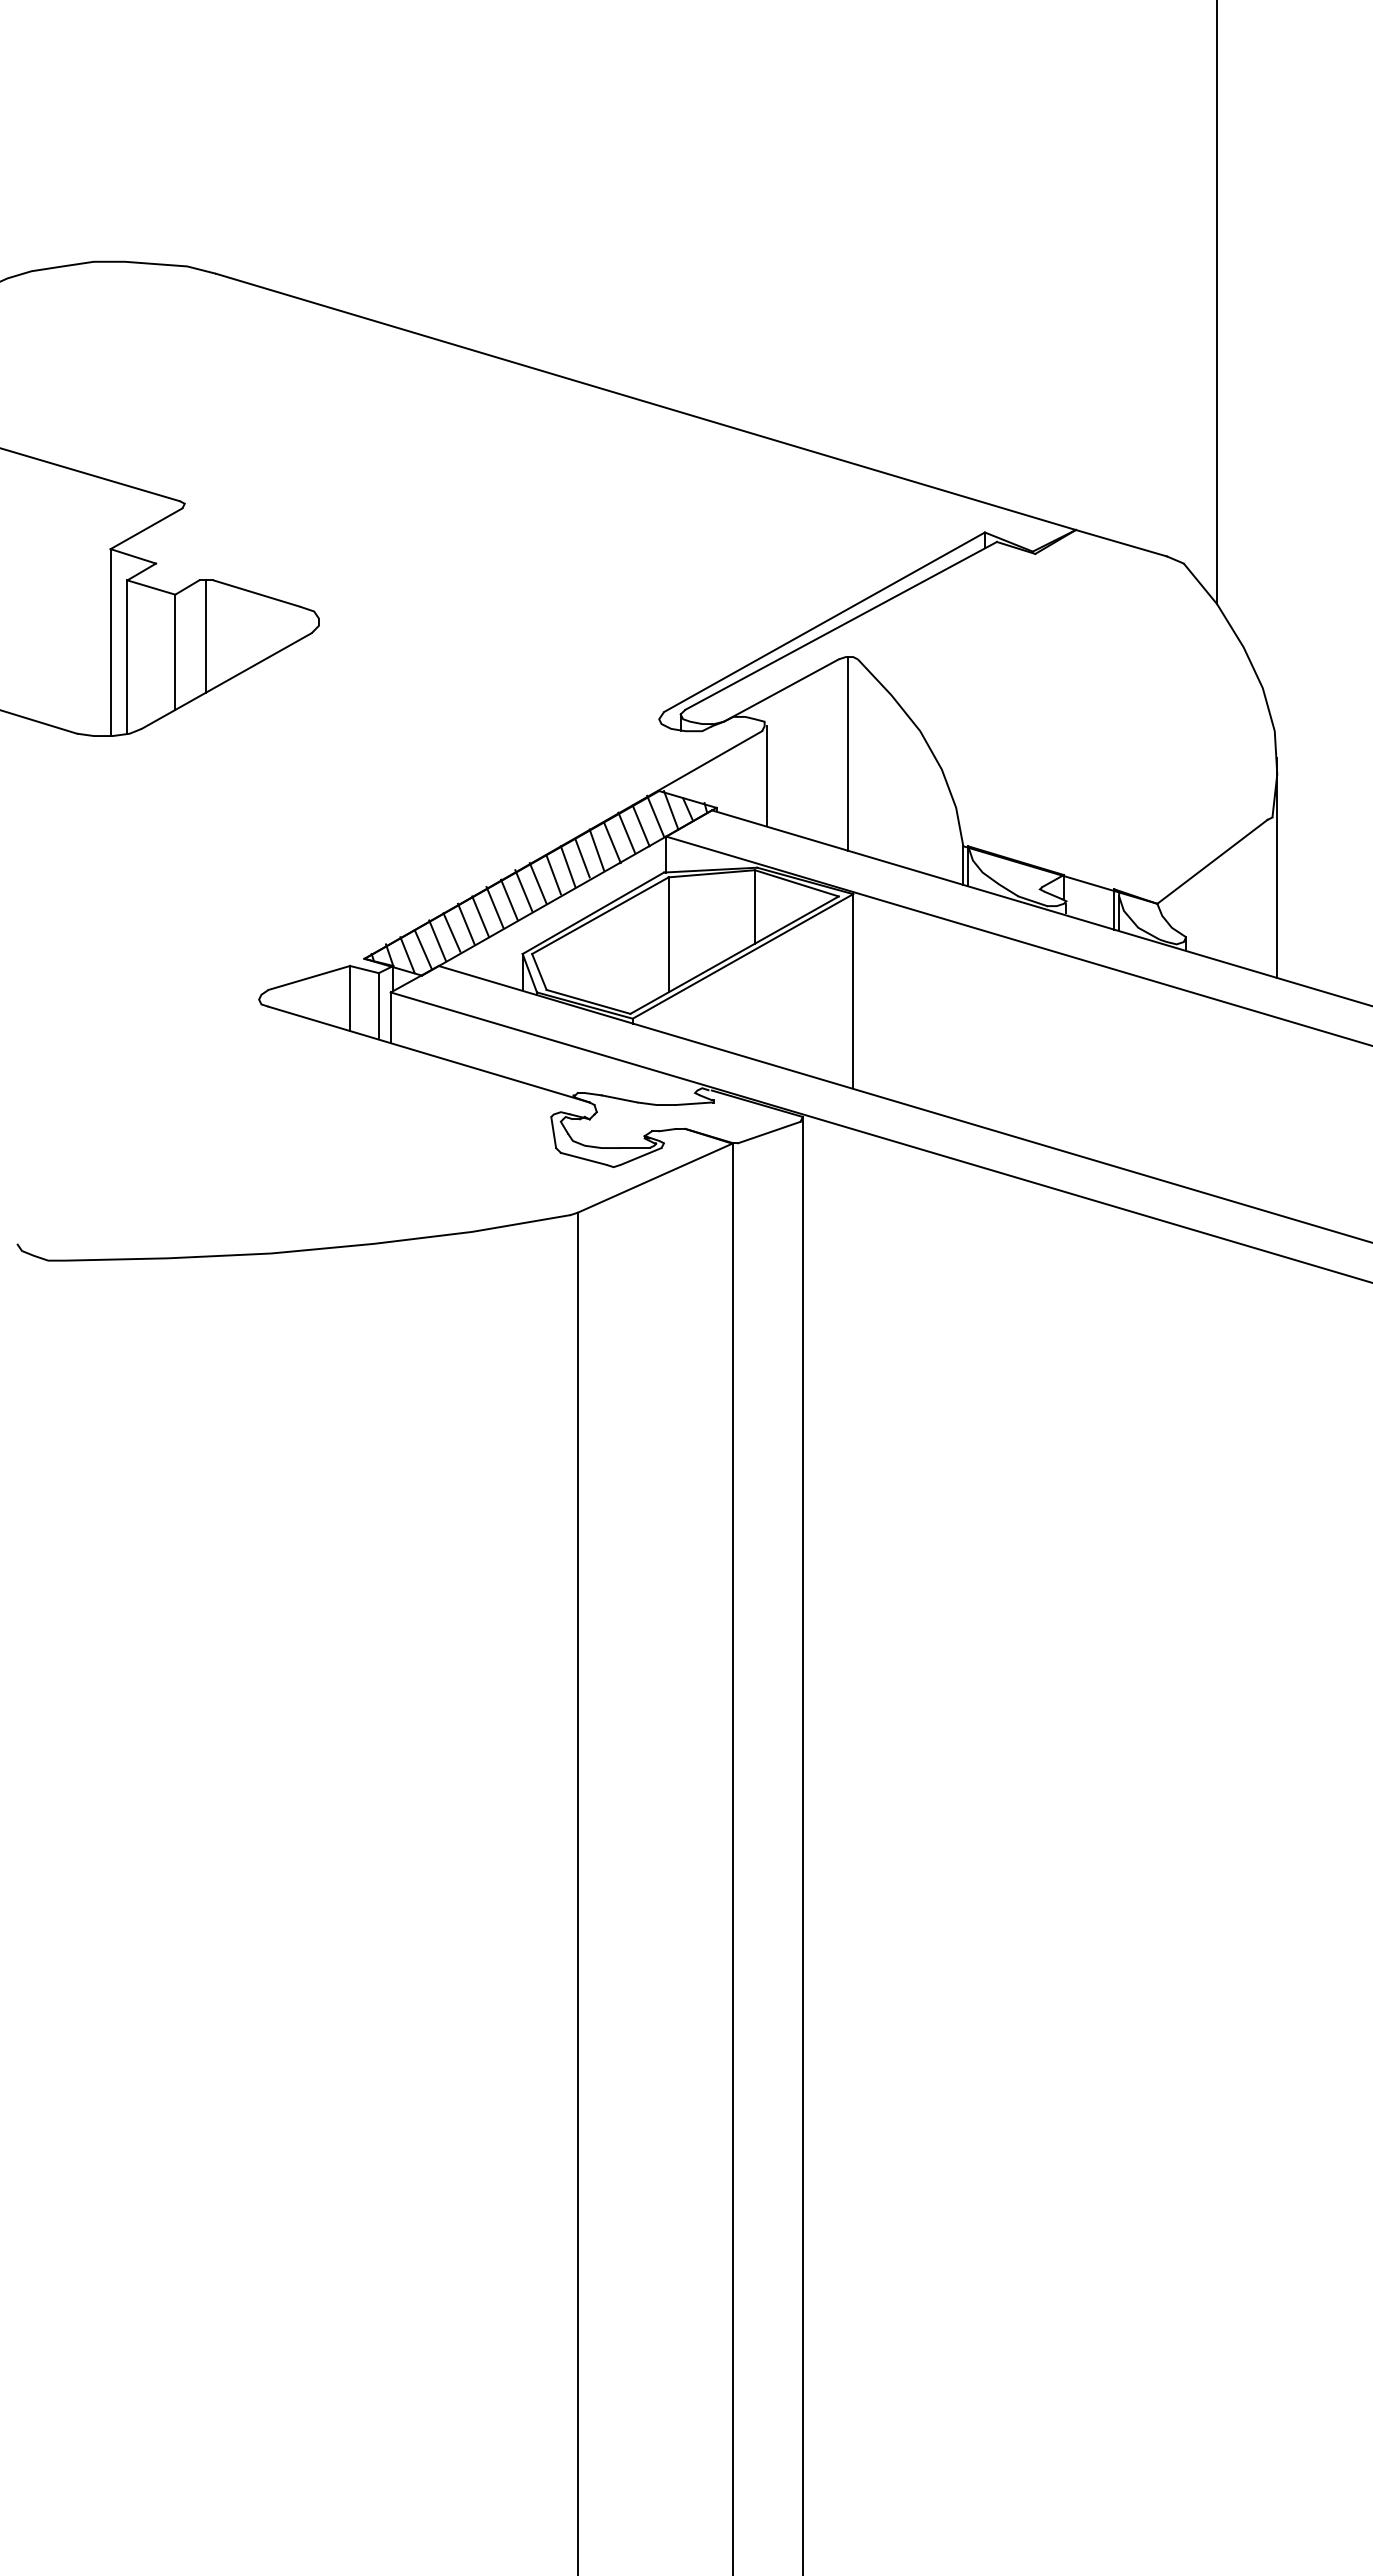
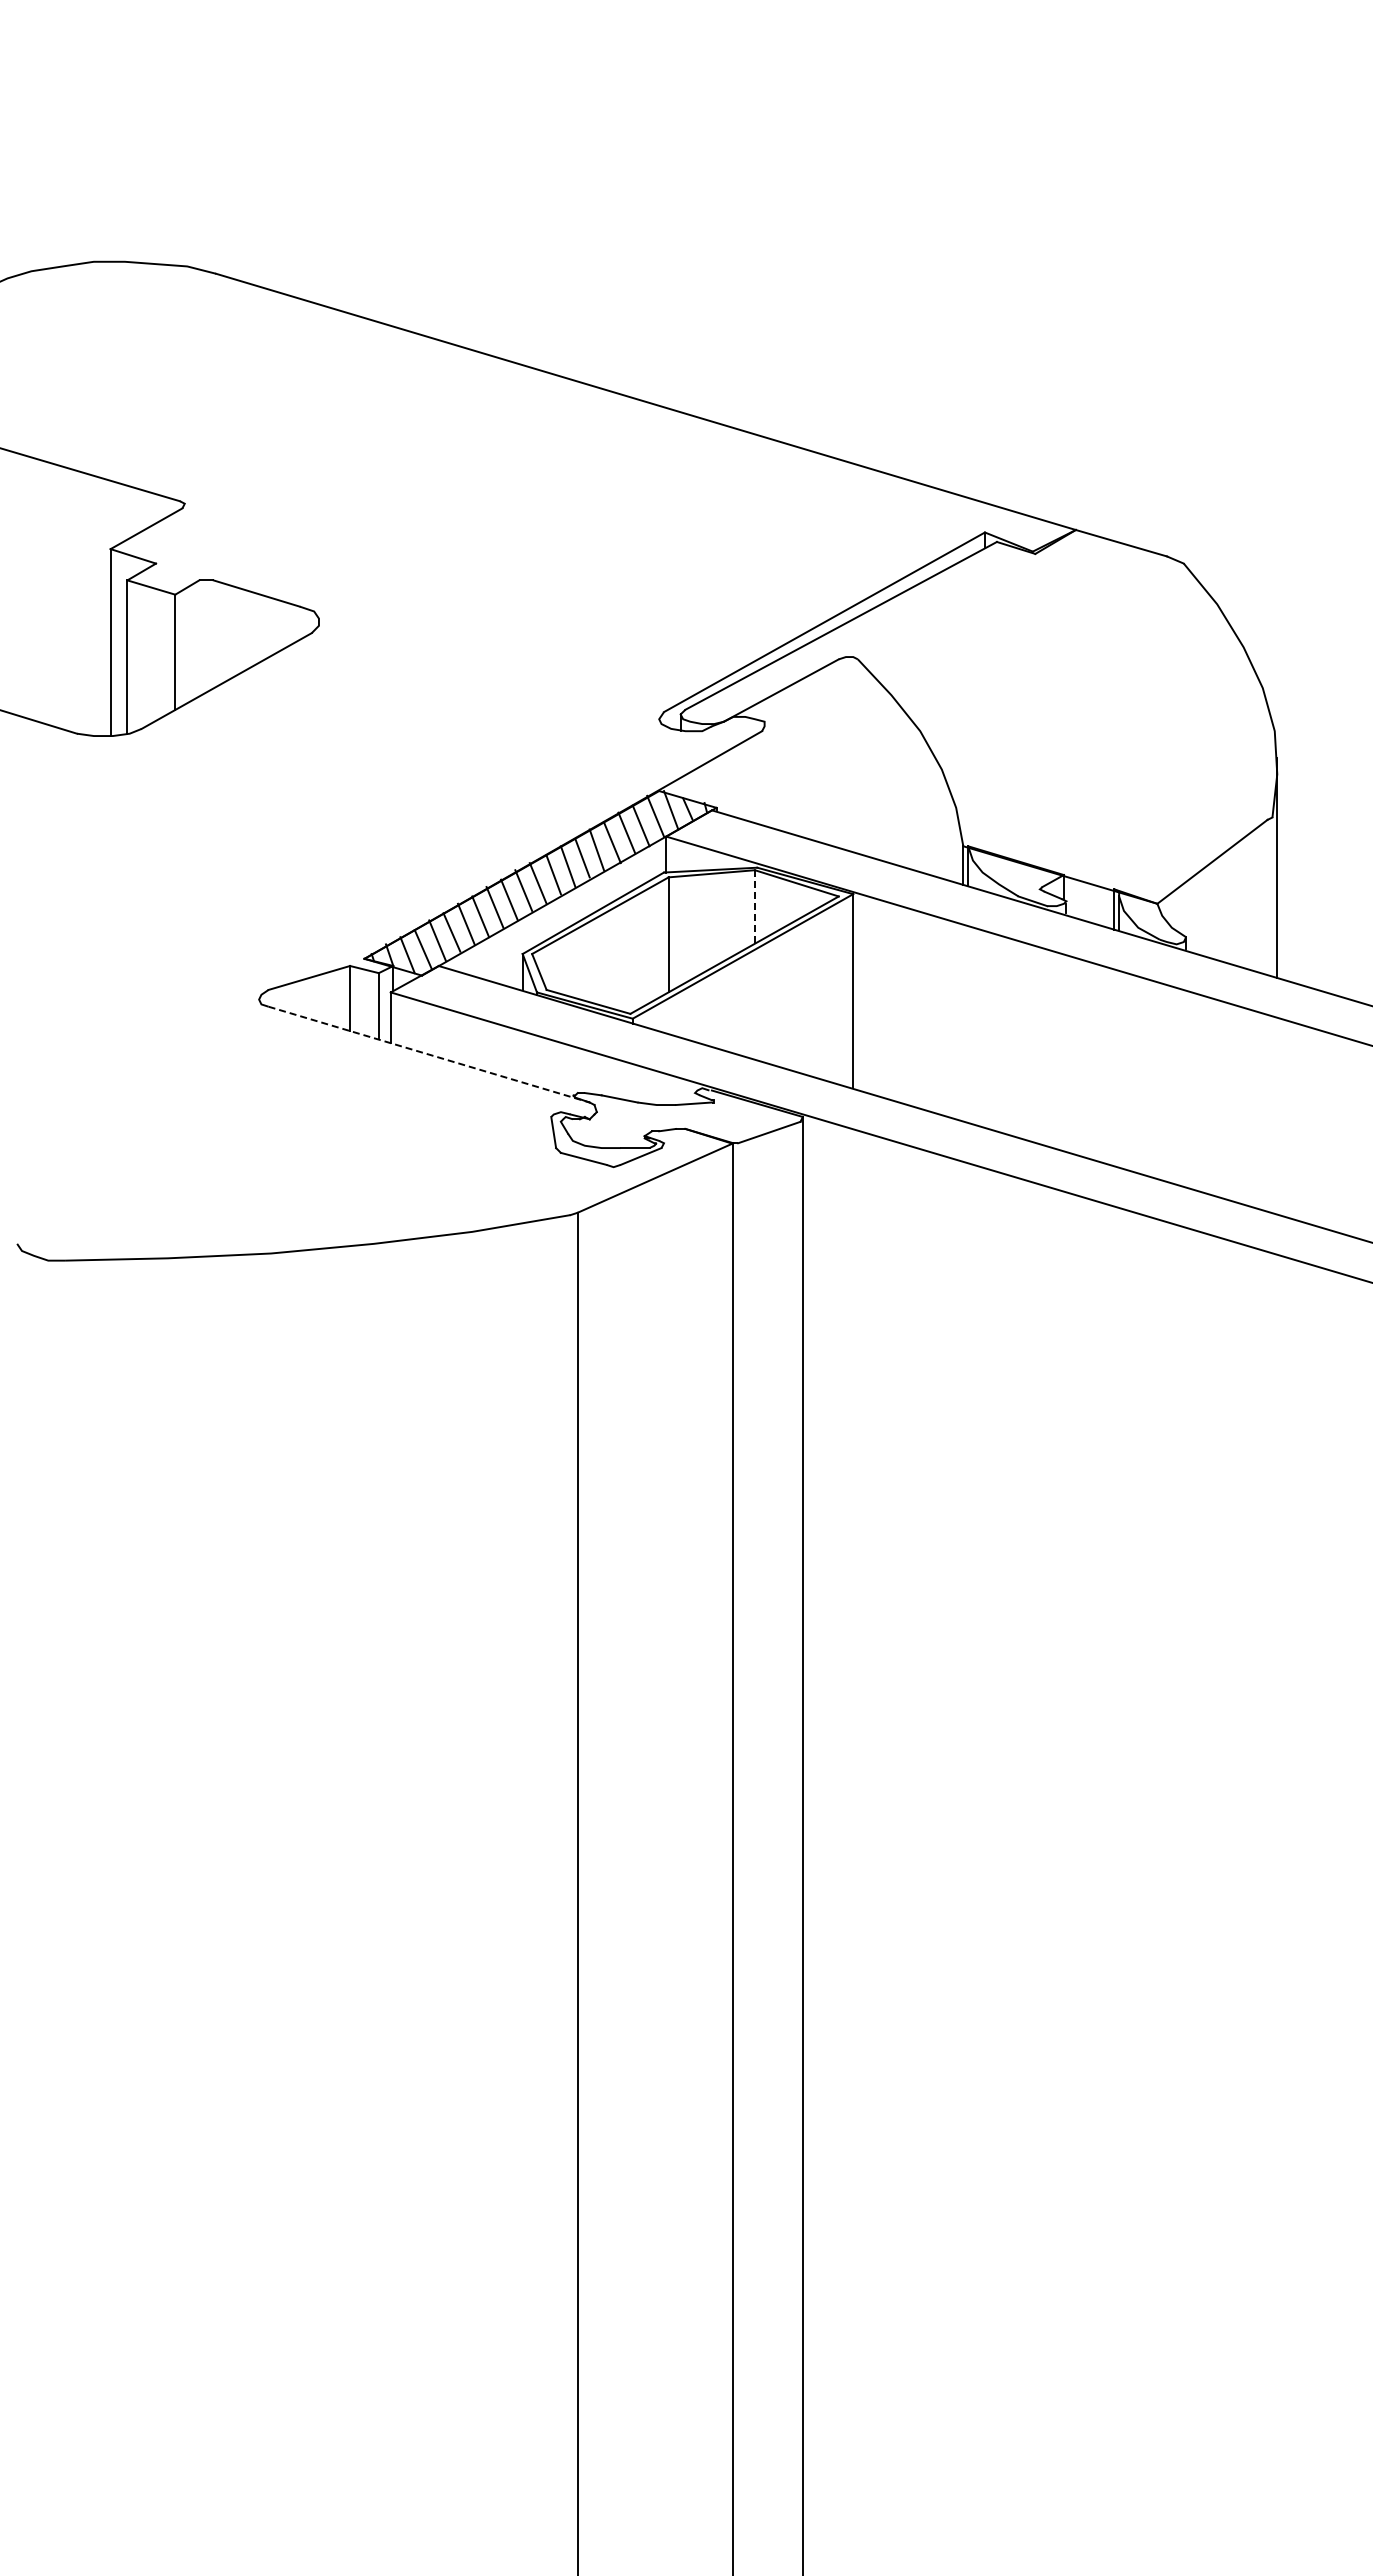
line: present -> none (1217, 303)
line: present -> none (206, 636)
line: present -> none (848, 754)
line: present -> none (766, 775)
line: solid -> dashed (754, 907)
line: solid -> dashed (429, 1054)
